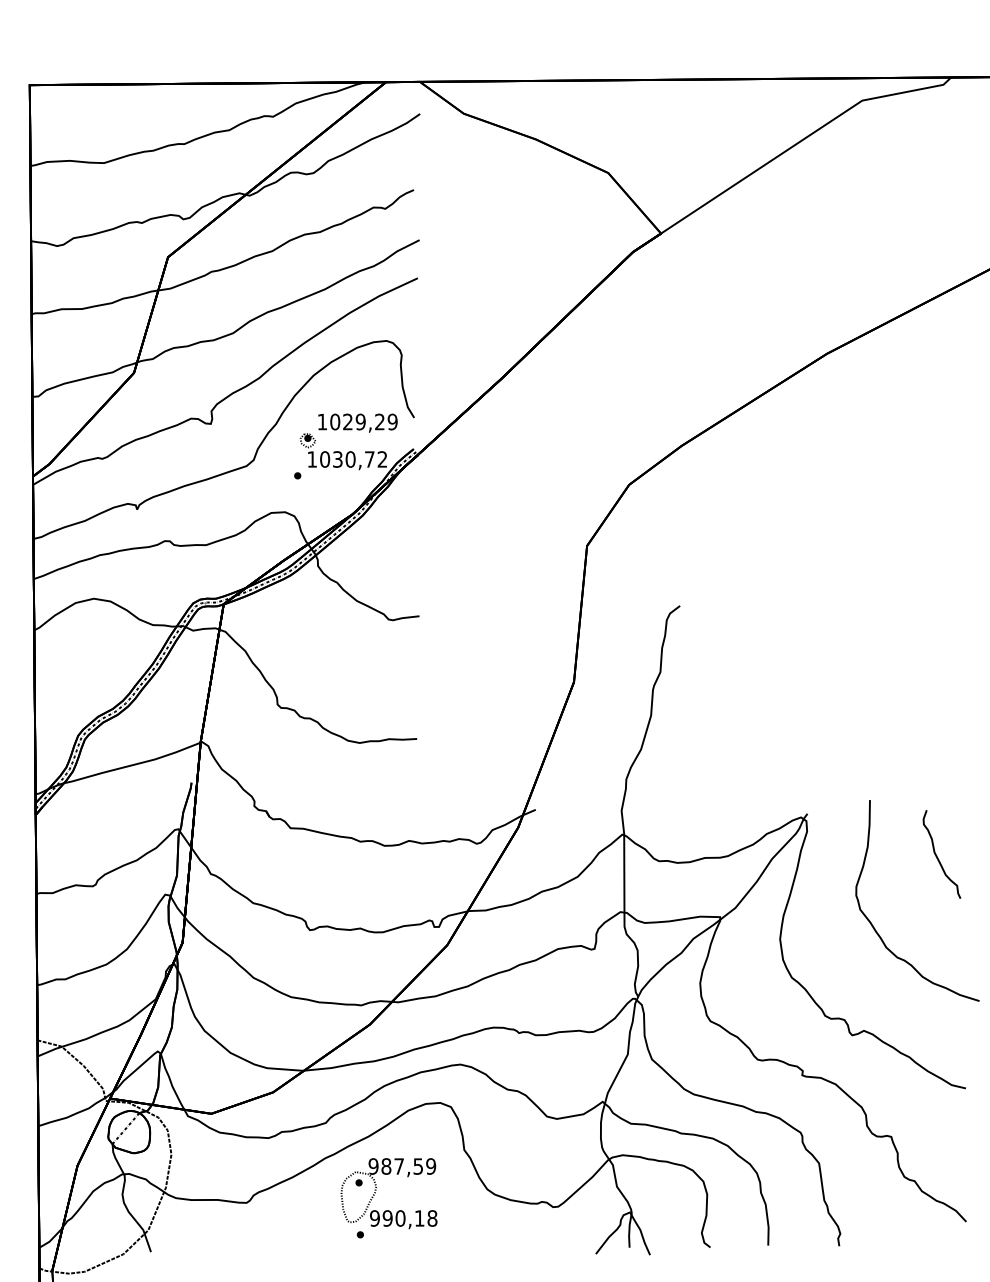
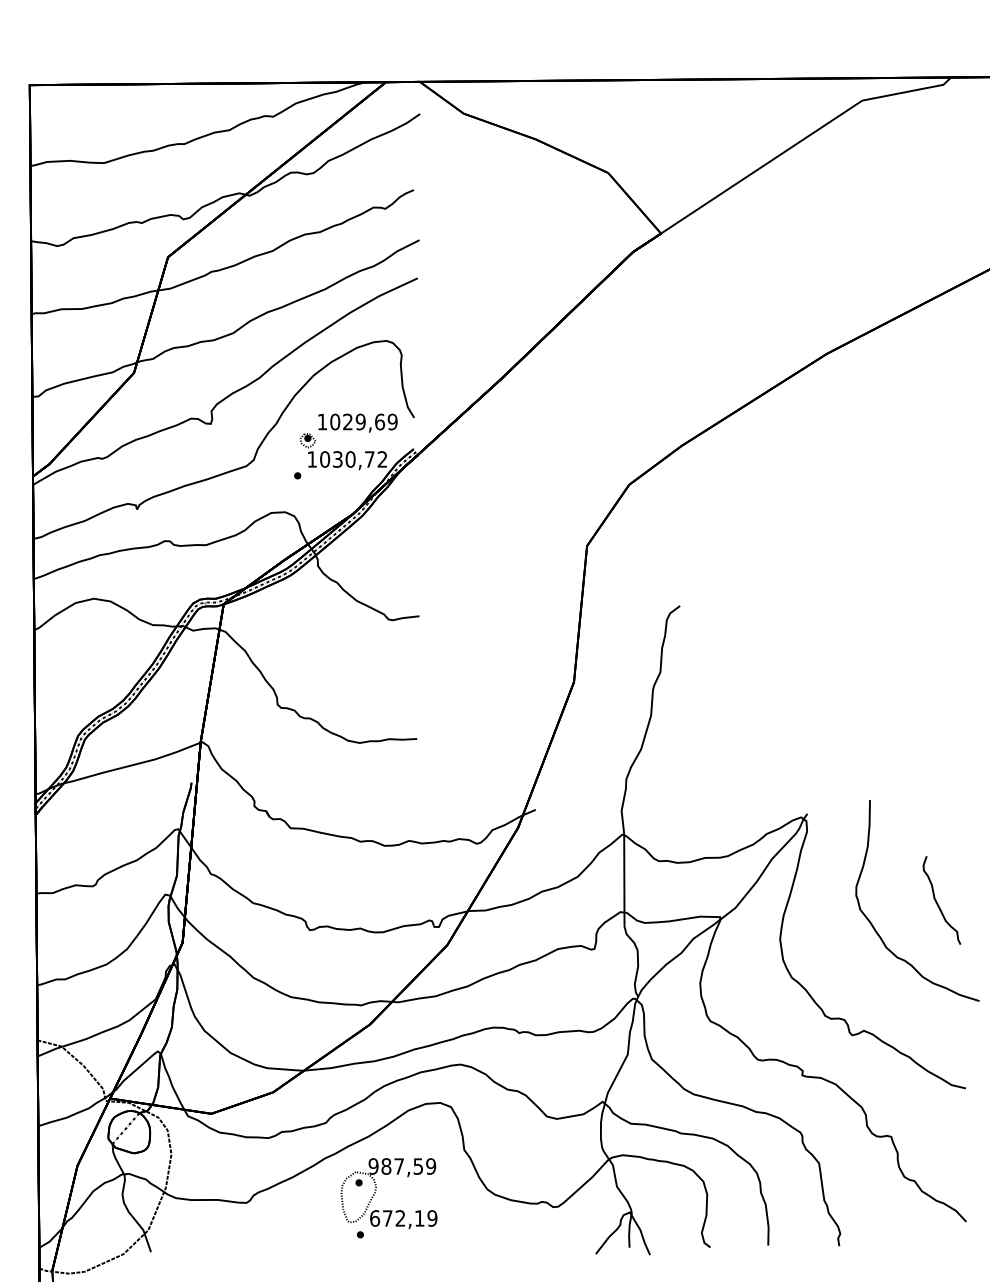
text: 1029,29 -> 1029,69 (380, 421)
curve position: (937, 855) -> (937, 901) (937, 901)
text: 990,18 -> 672,19 (403, 1218)
